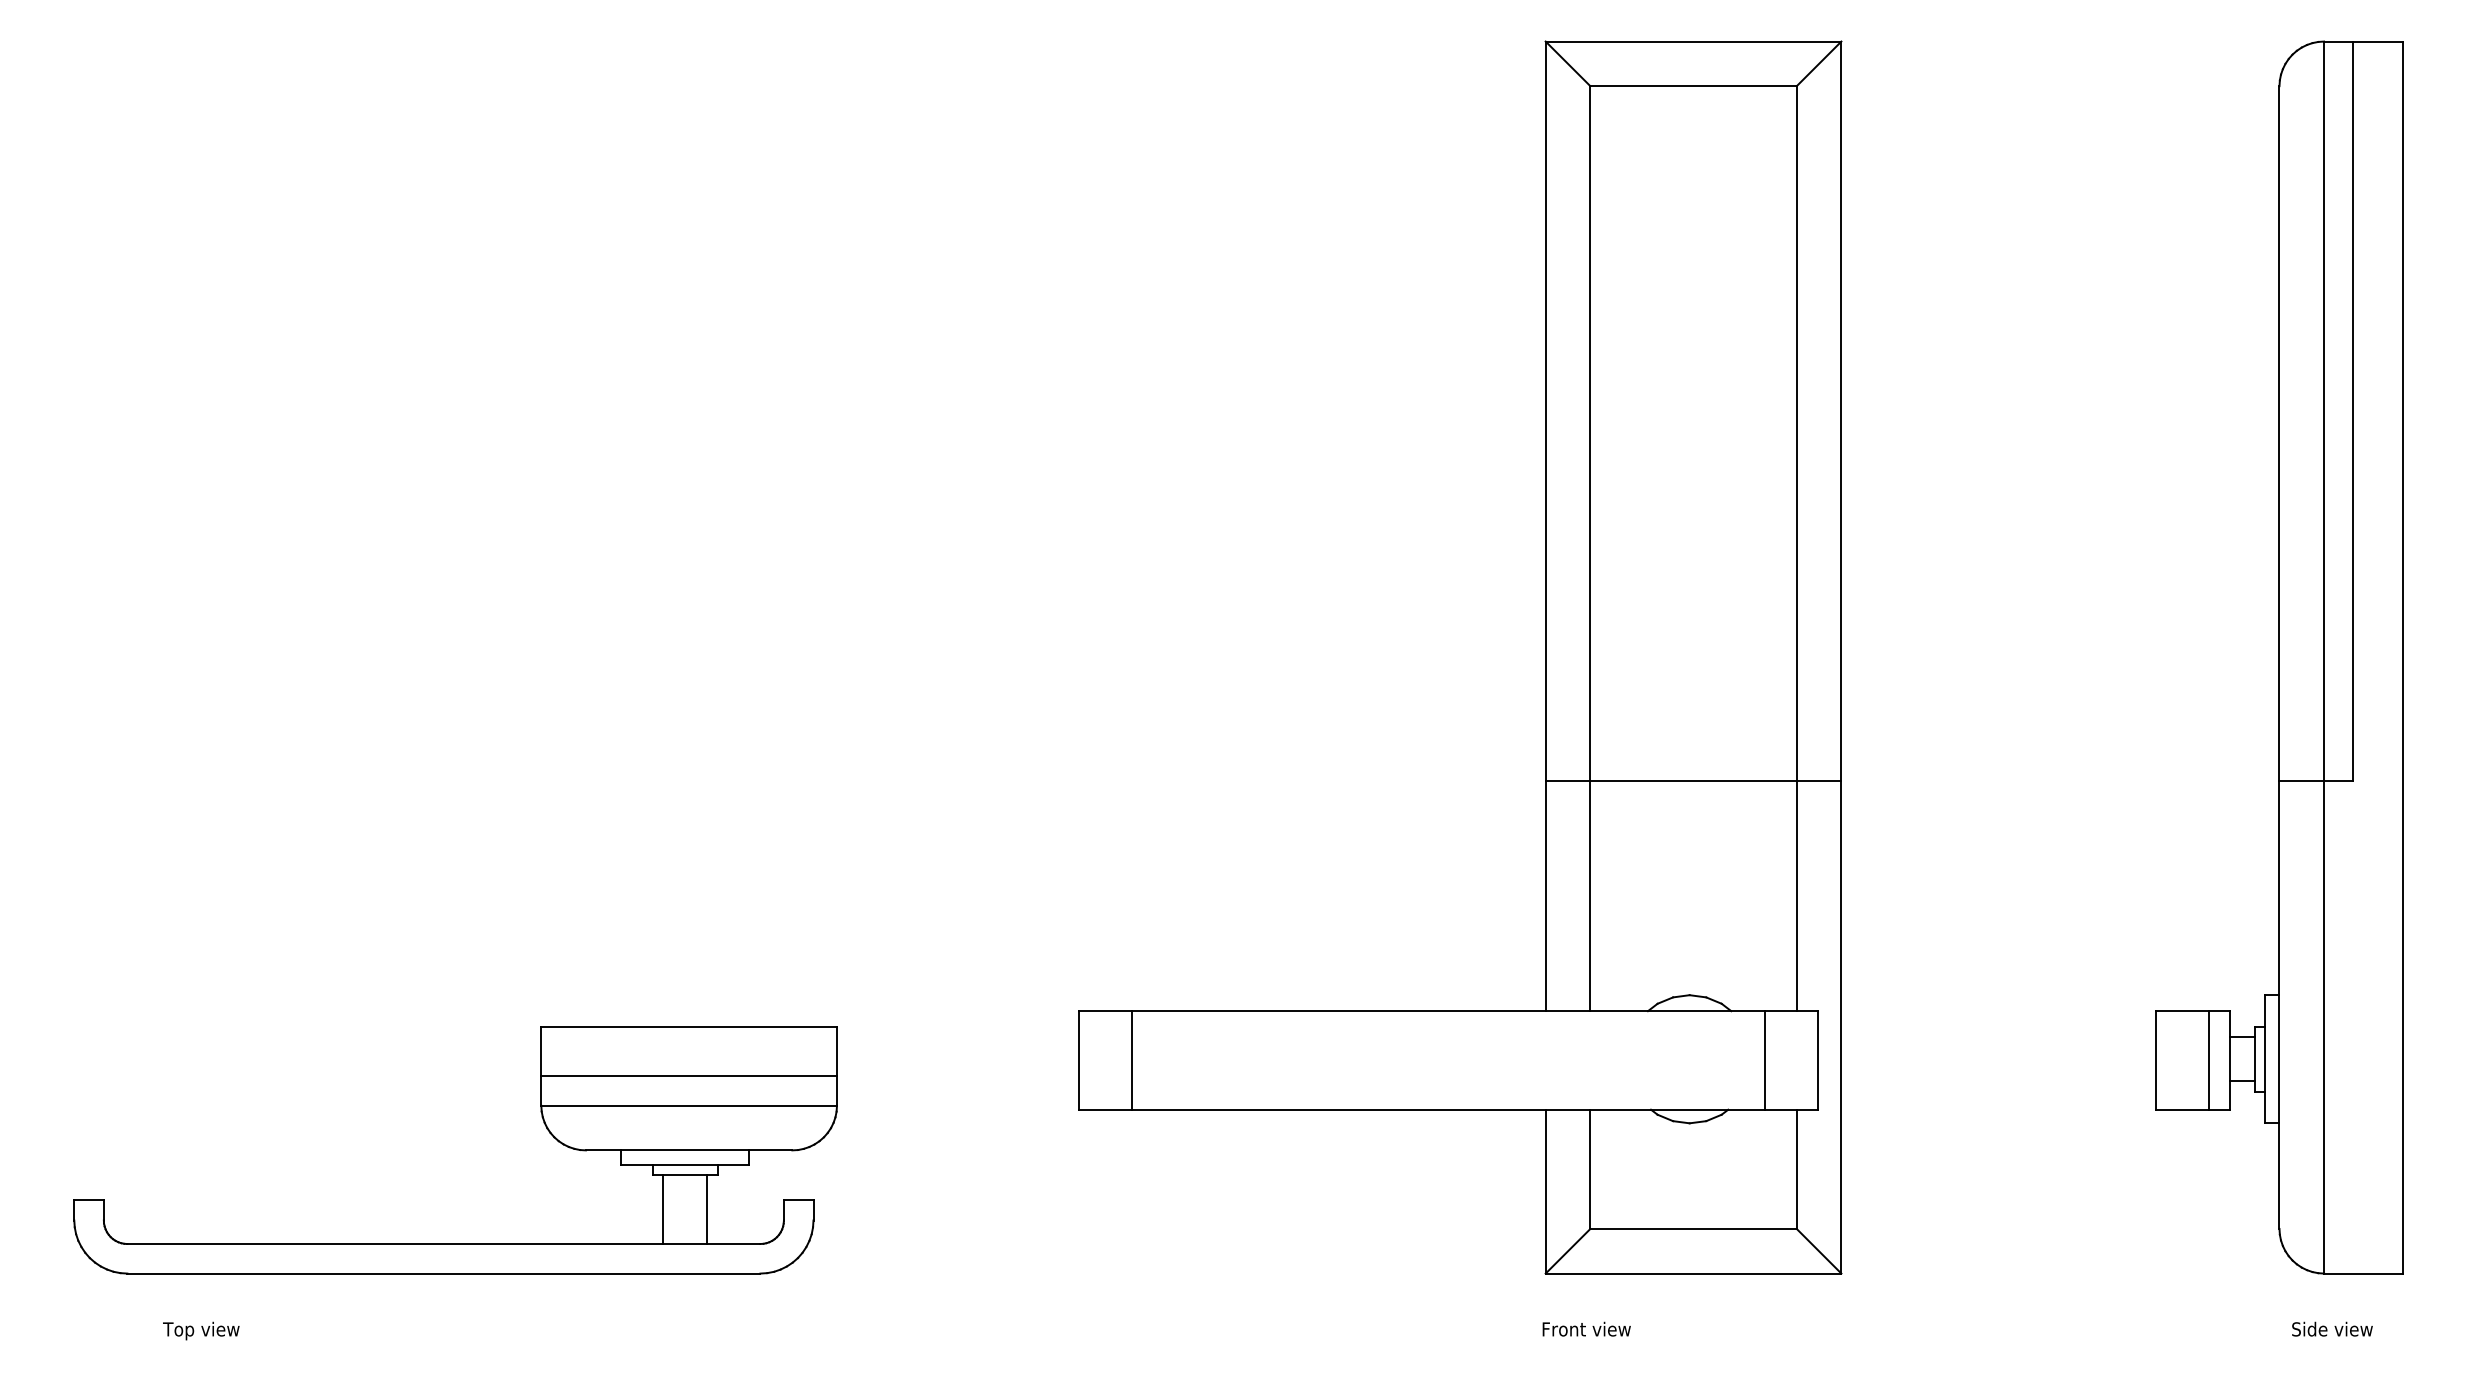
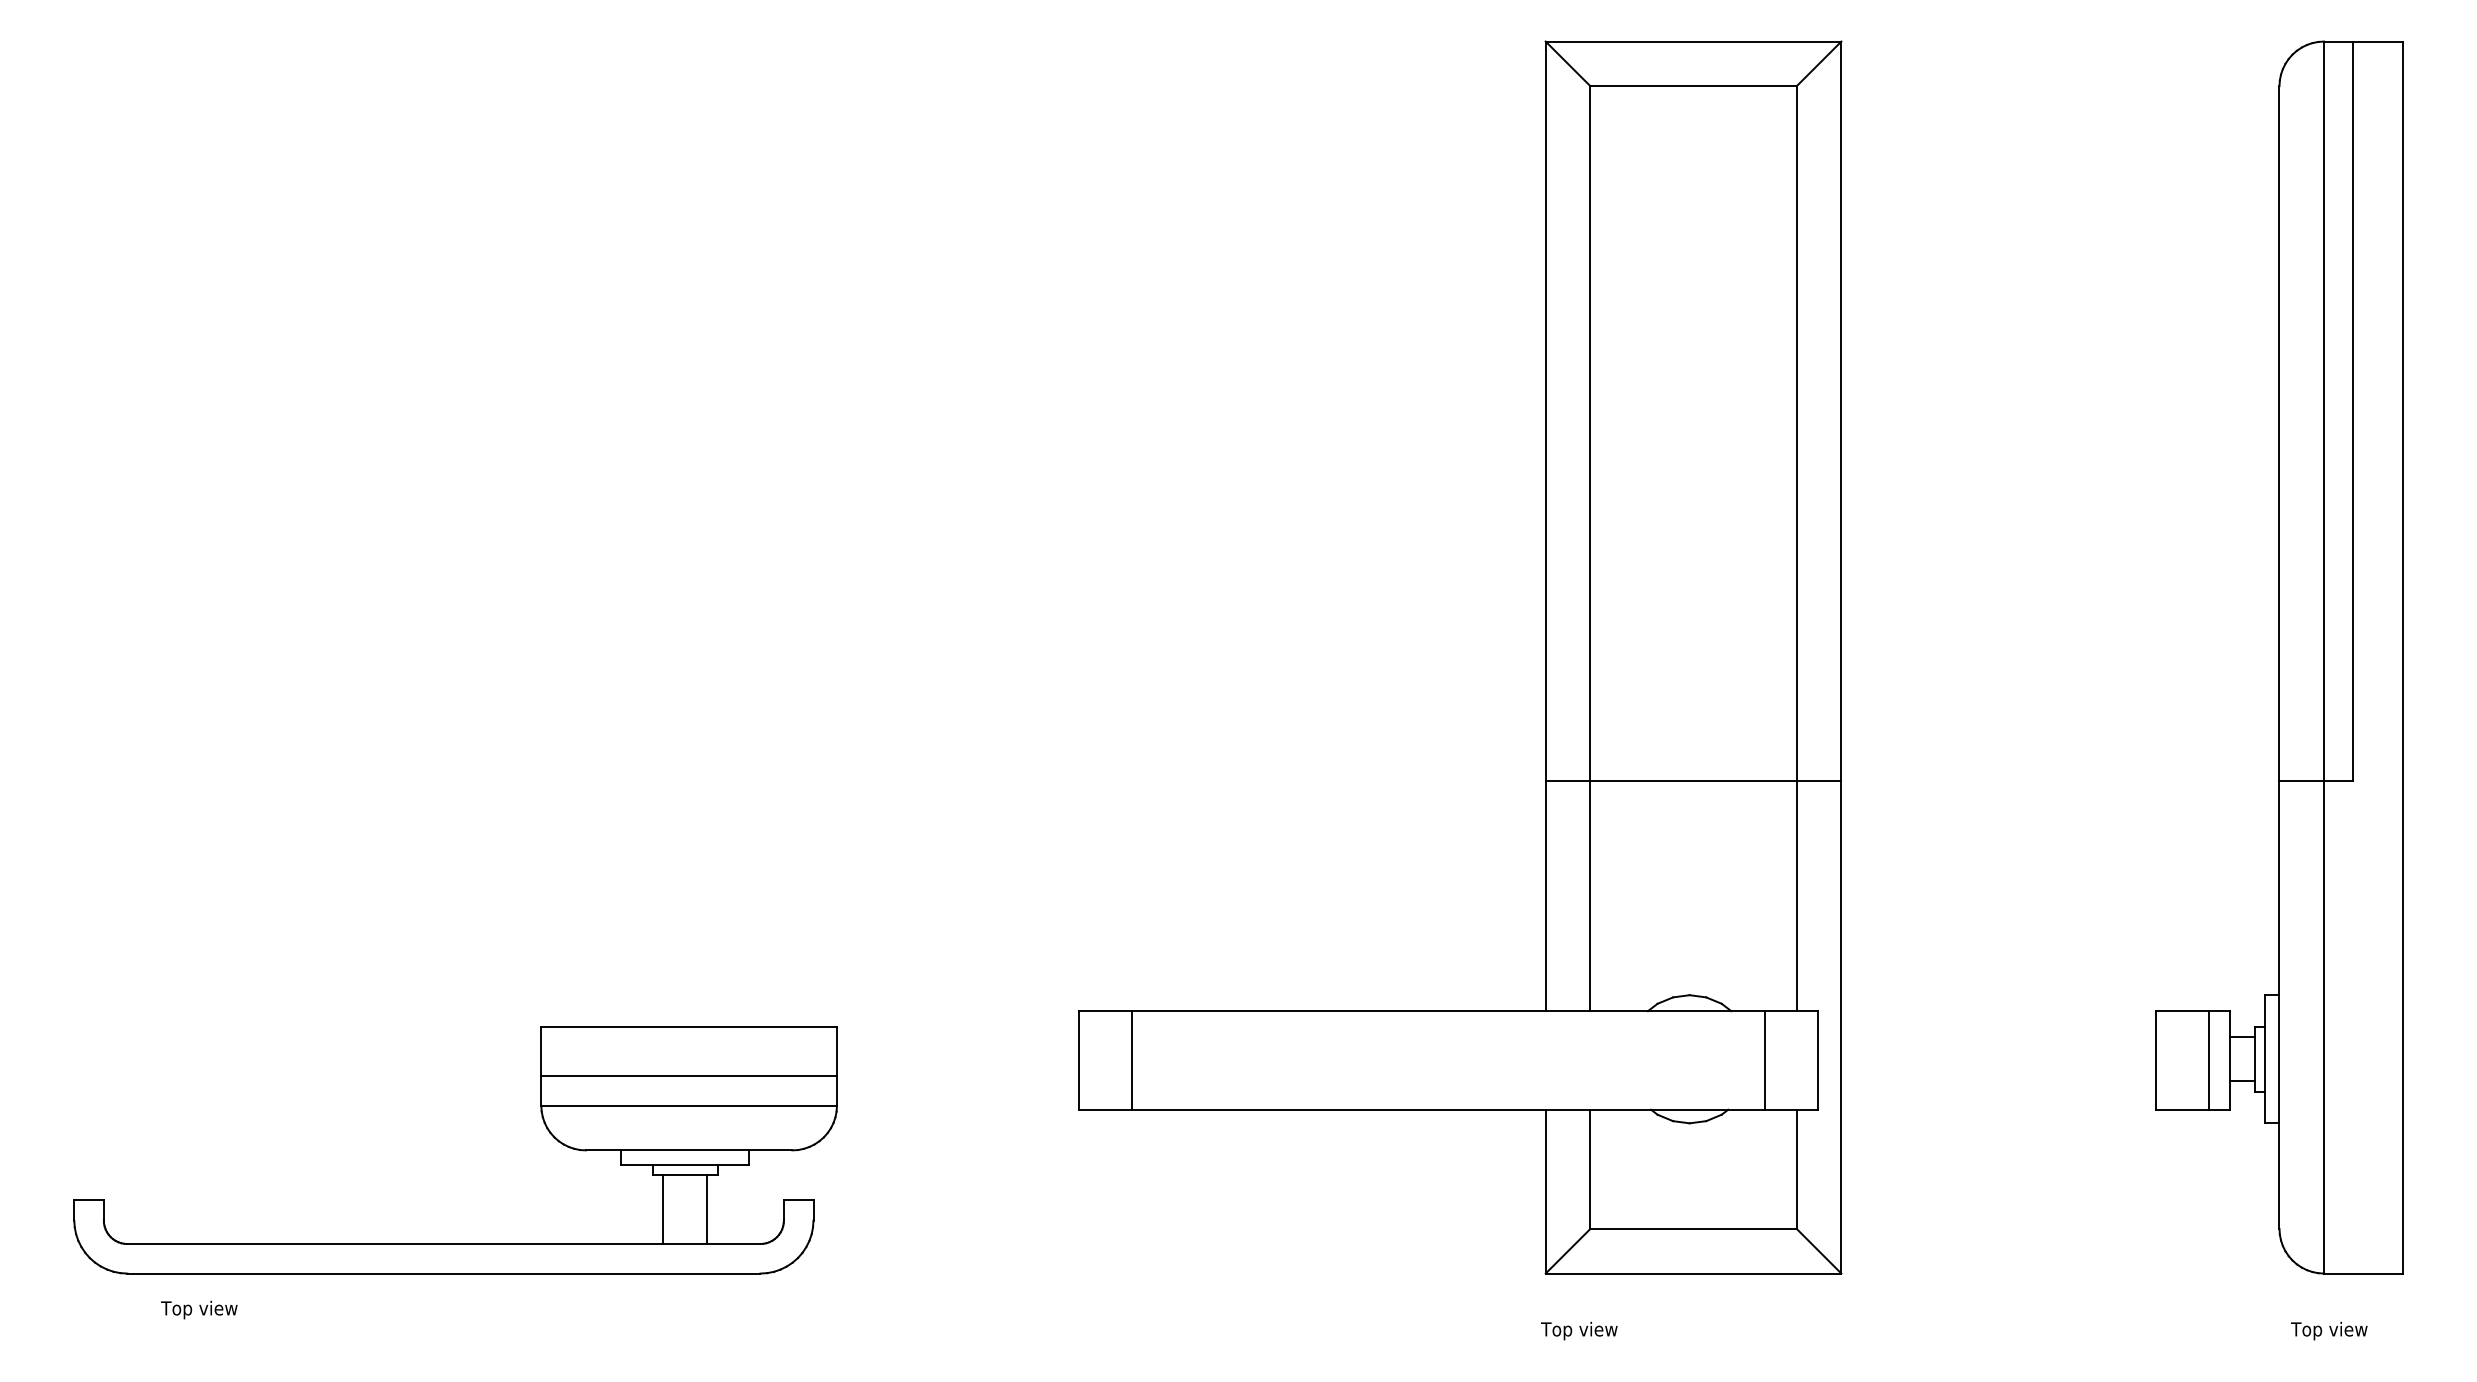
text position: (201, 1330) -> (199, 1309) (199, 1309)
text: Front view -> Top view (1585, 1330)
text: Side view -> Top view (2331, 1330)
